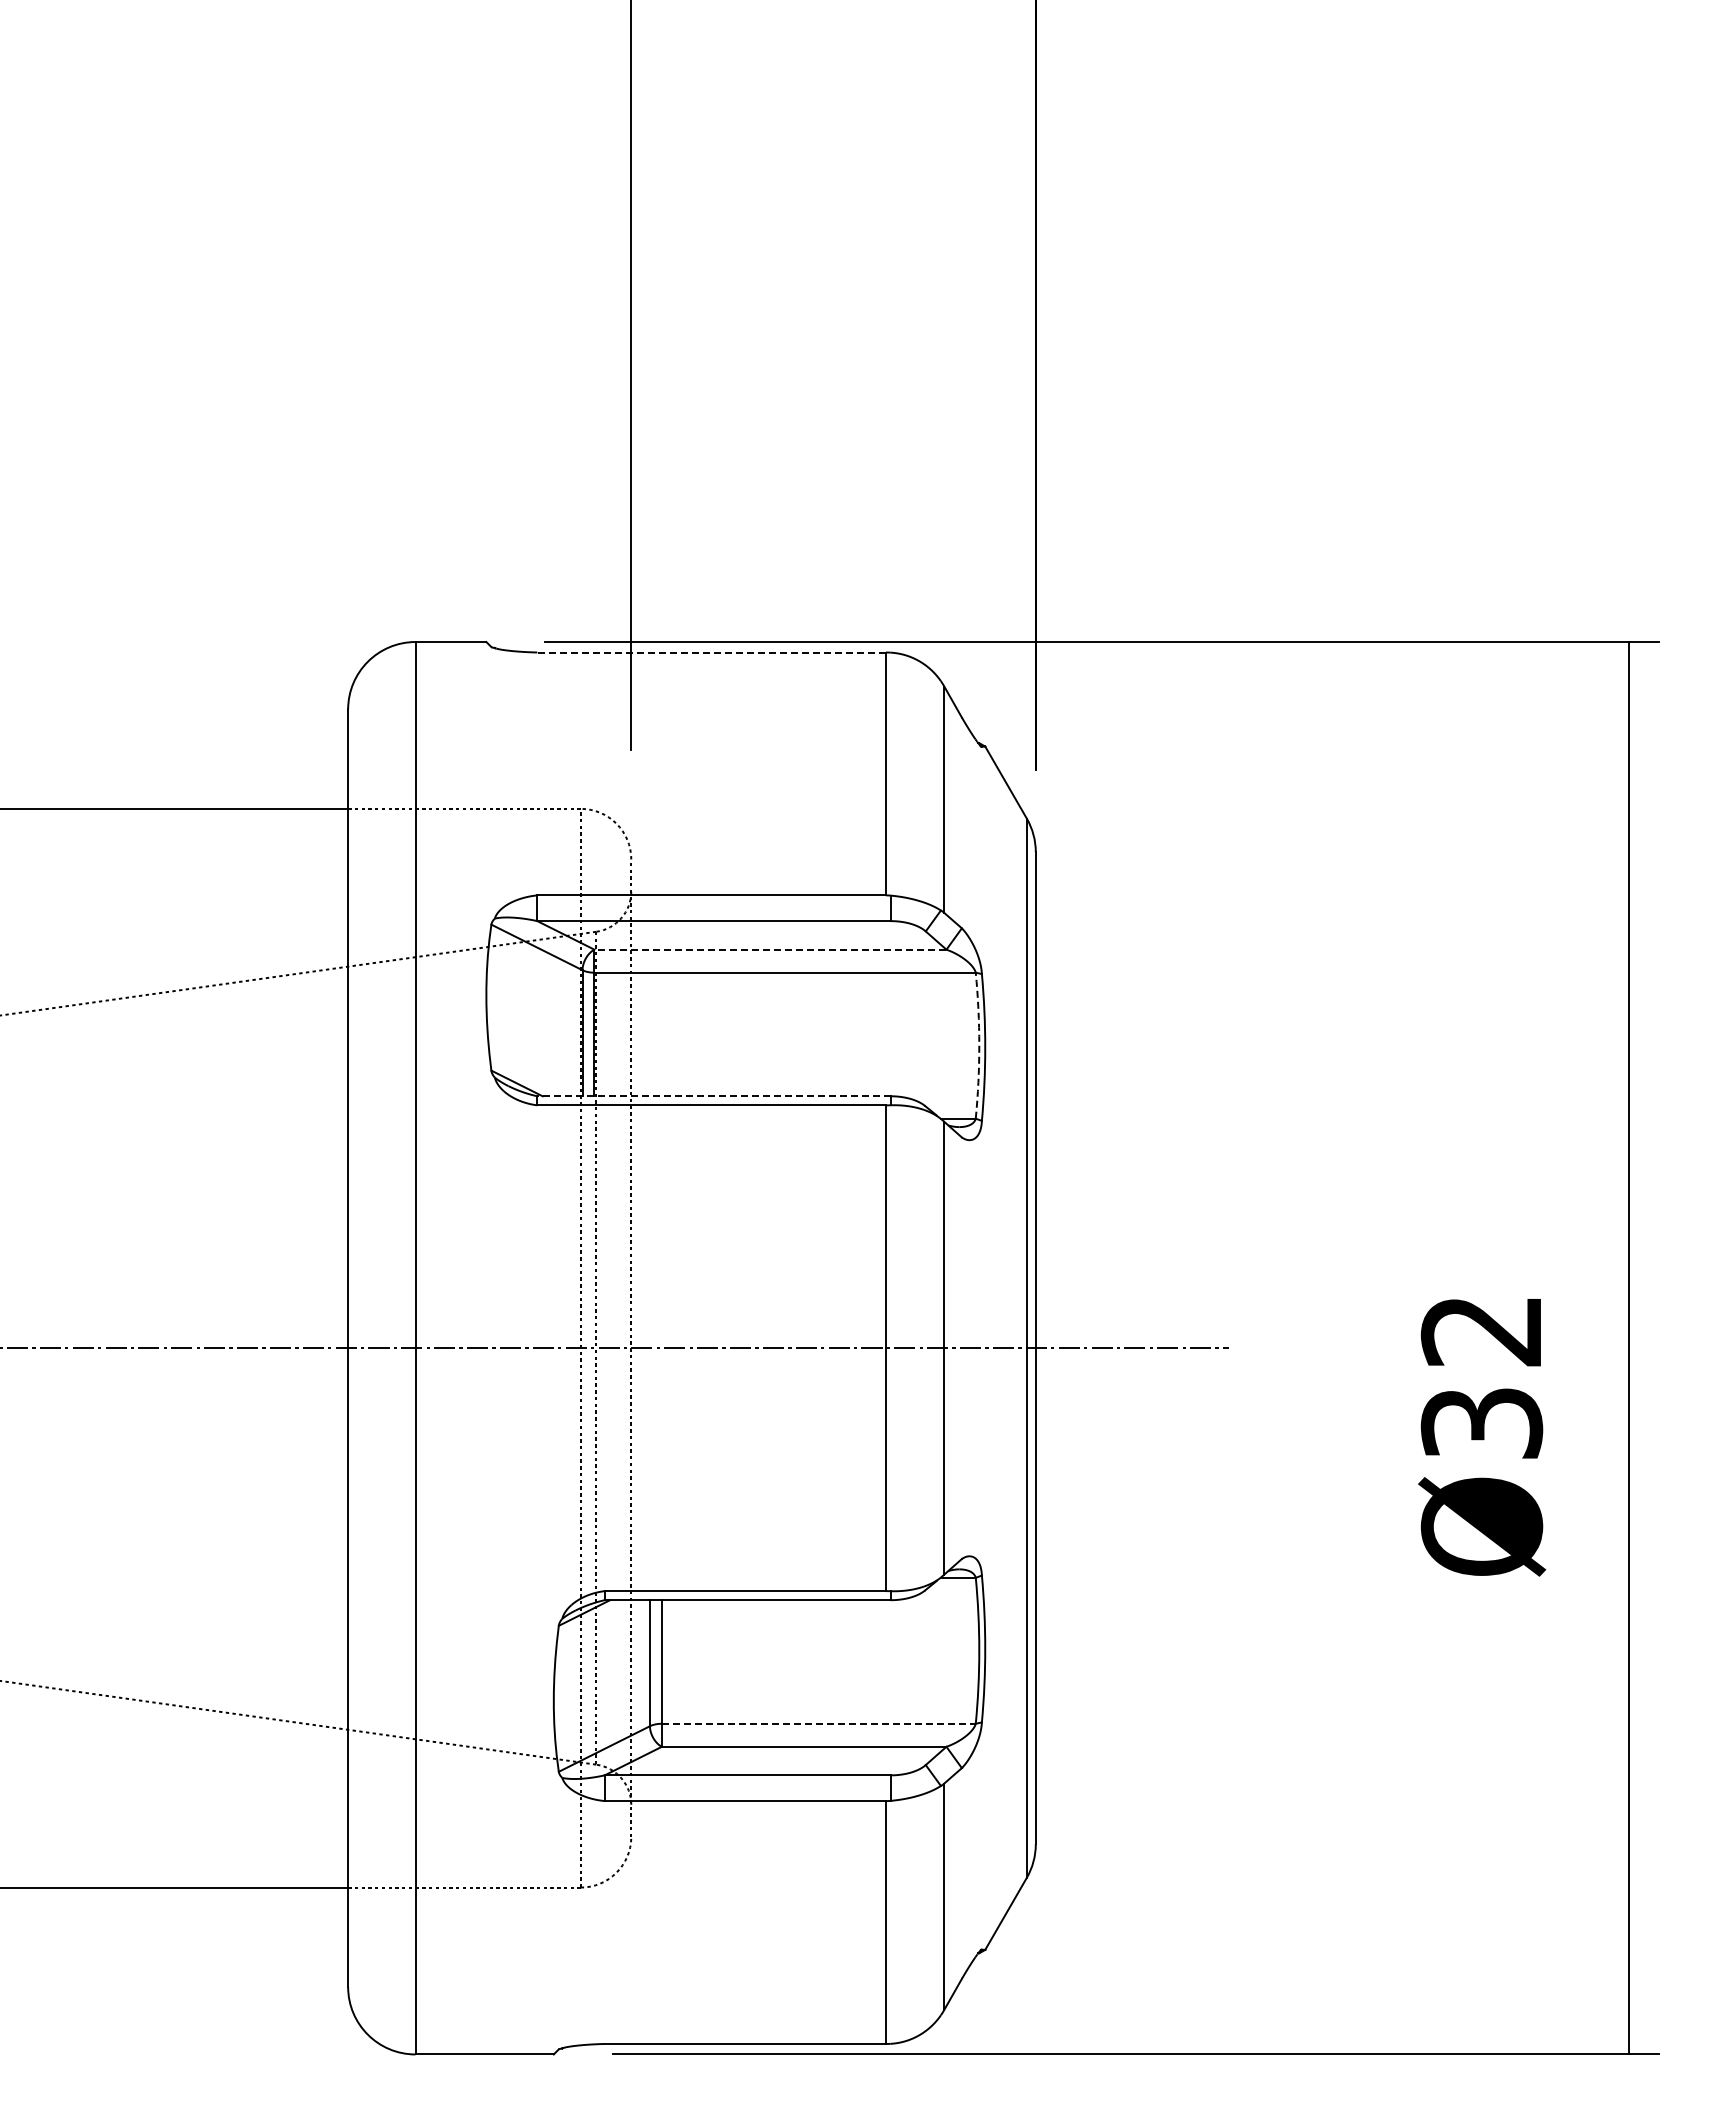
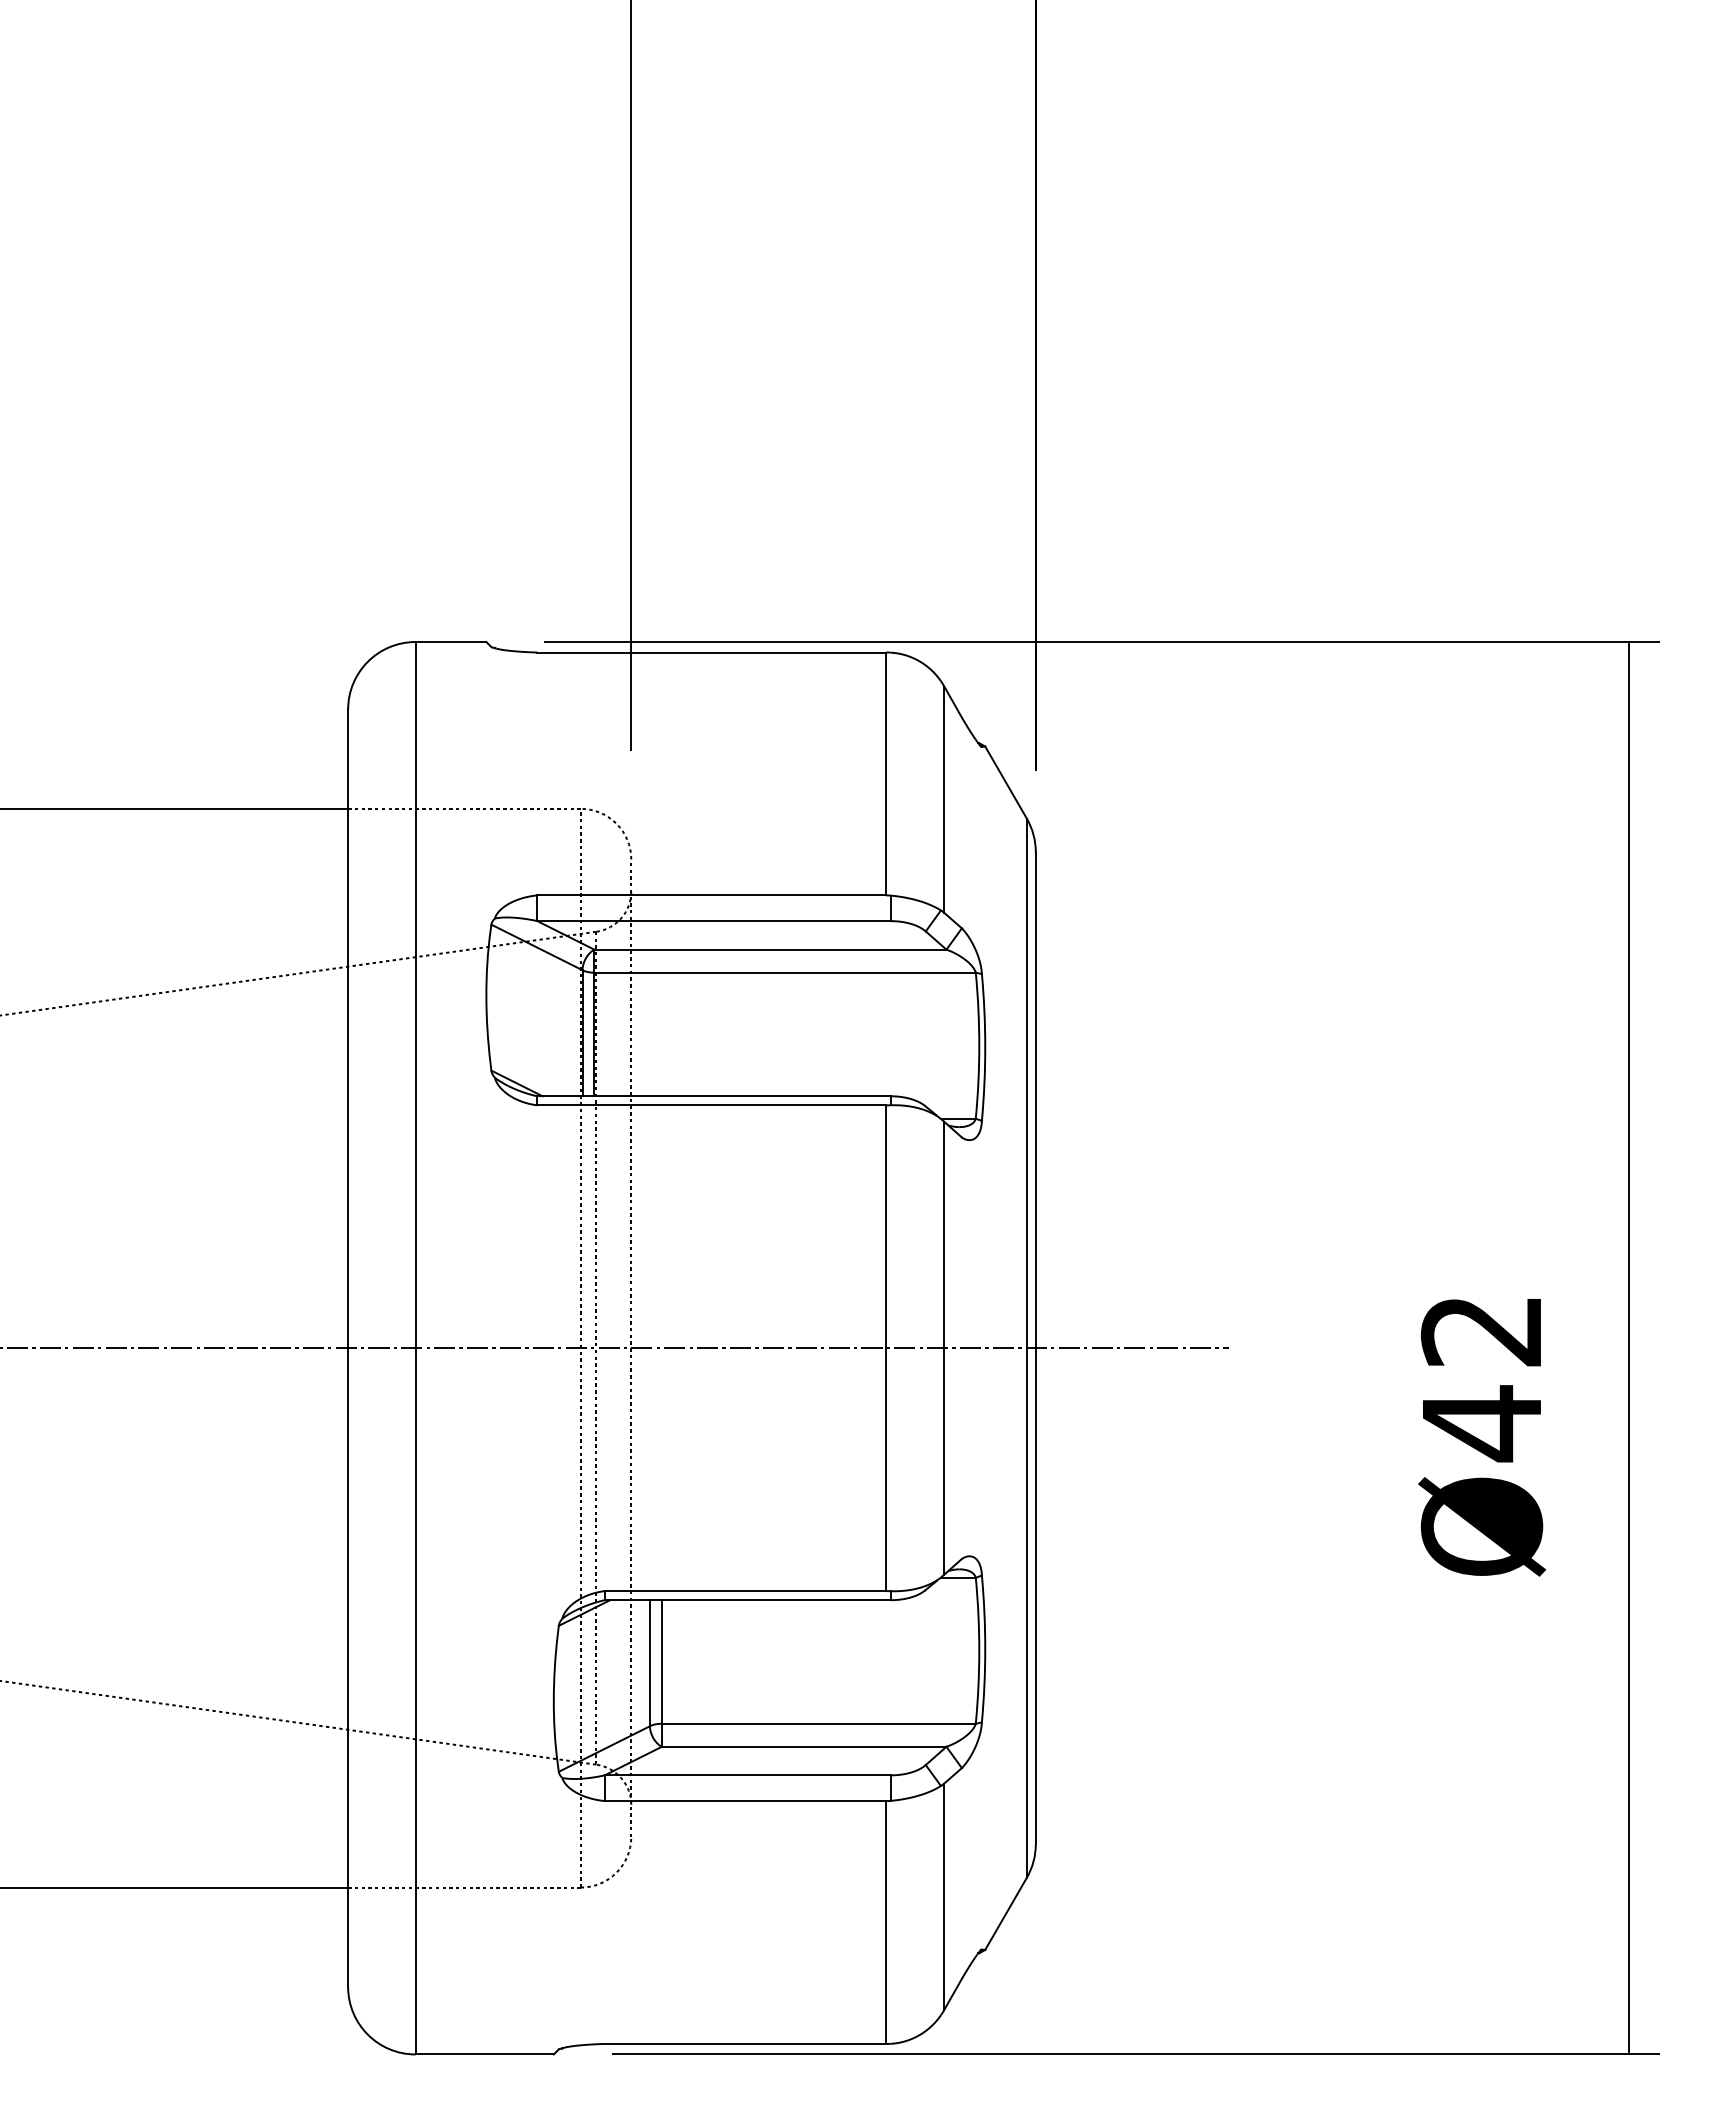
line: dashed -> solid (711, 652)
line: dashed -> solid (769, 949)
arc: dashed -> solid (979, 1045)
line: dashed -> solid (714, 1096)
text: Ø32 -> Ø42 (1481, 1423)
line: dashed -> solid (818, 1723)
